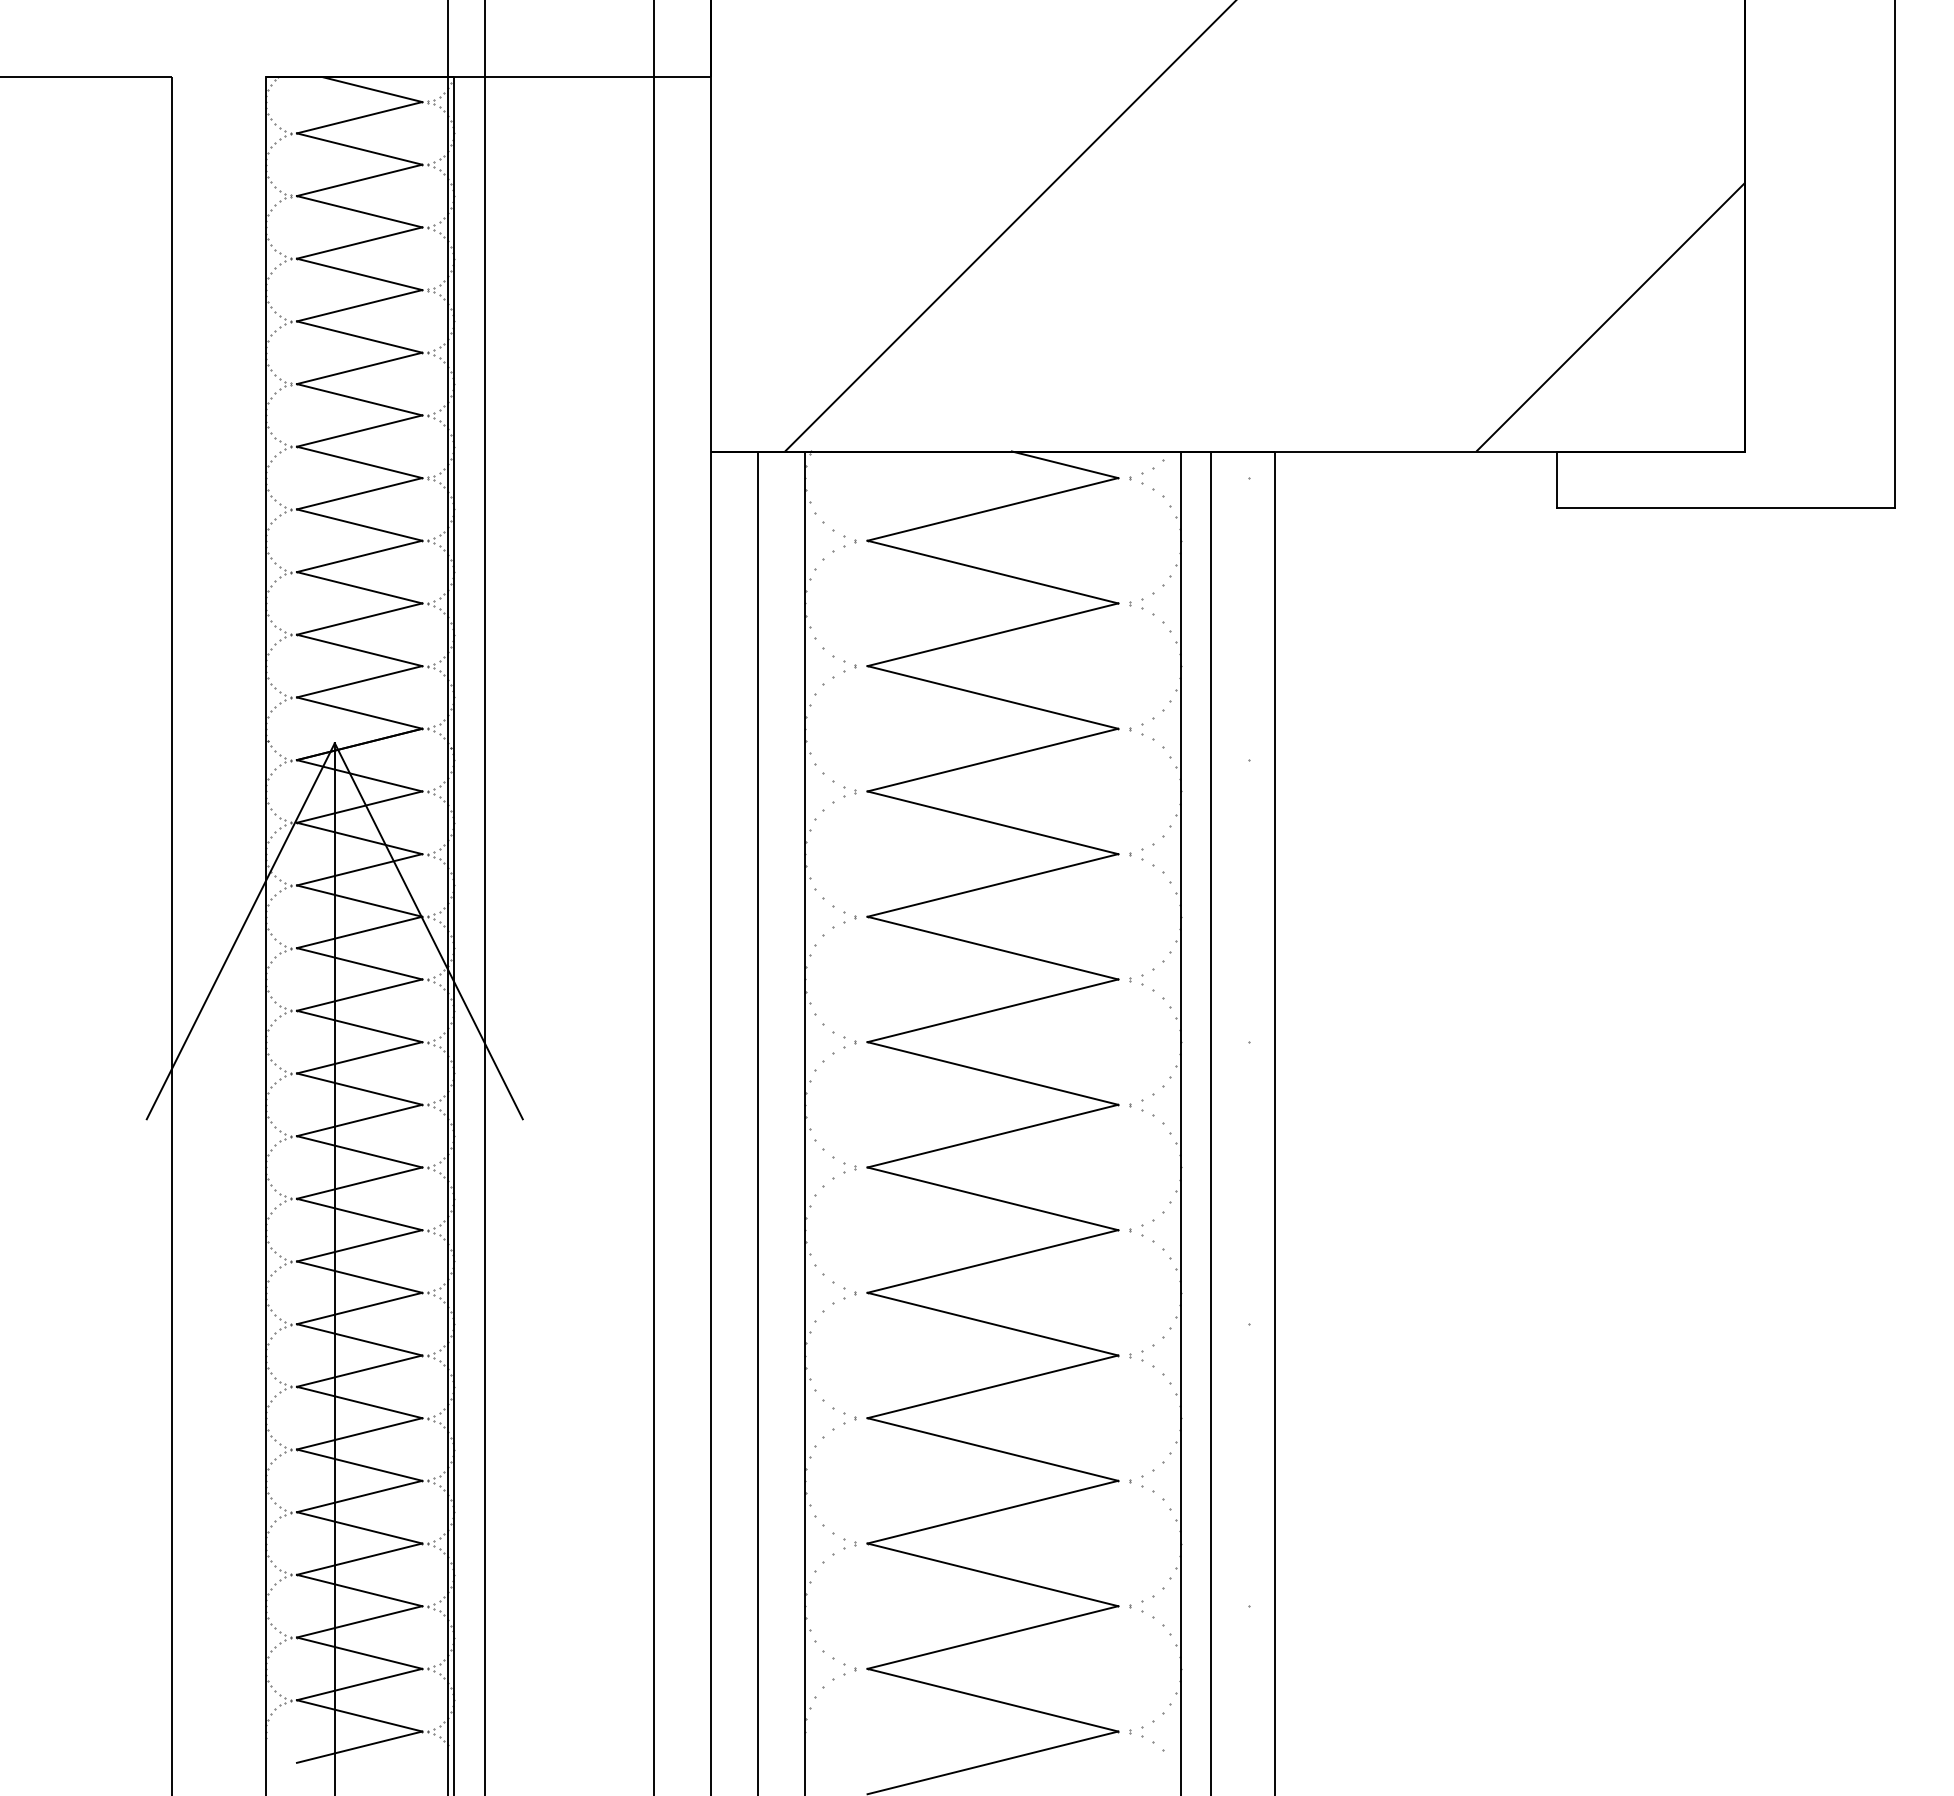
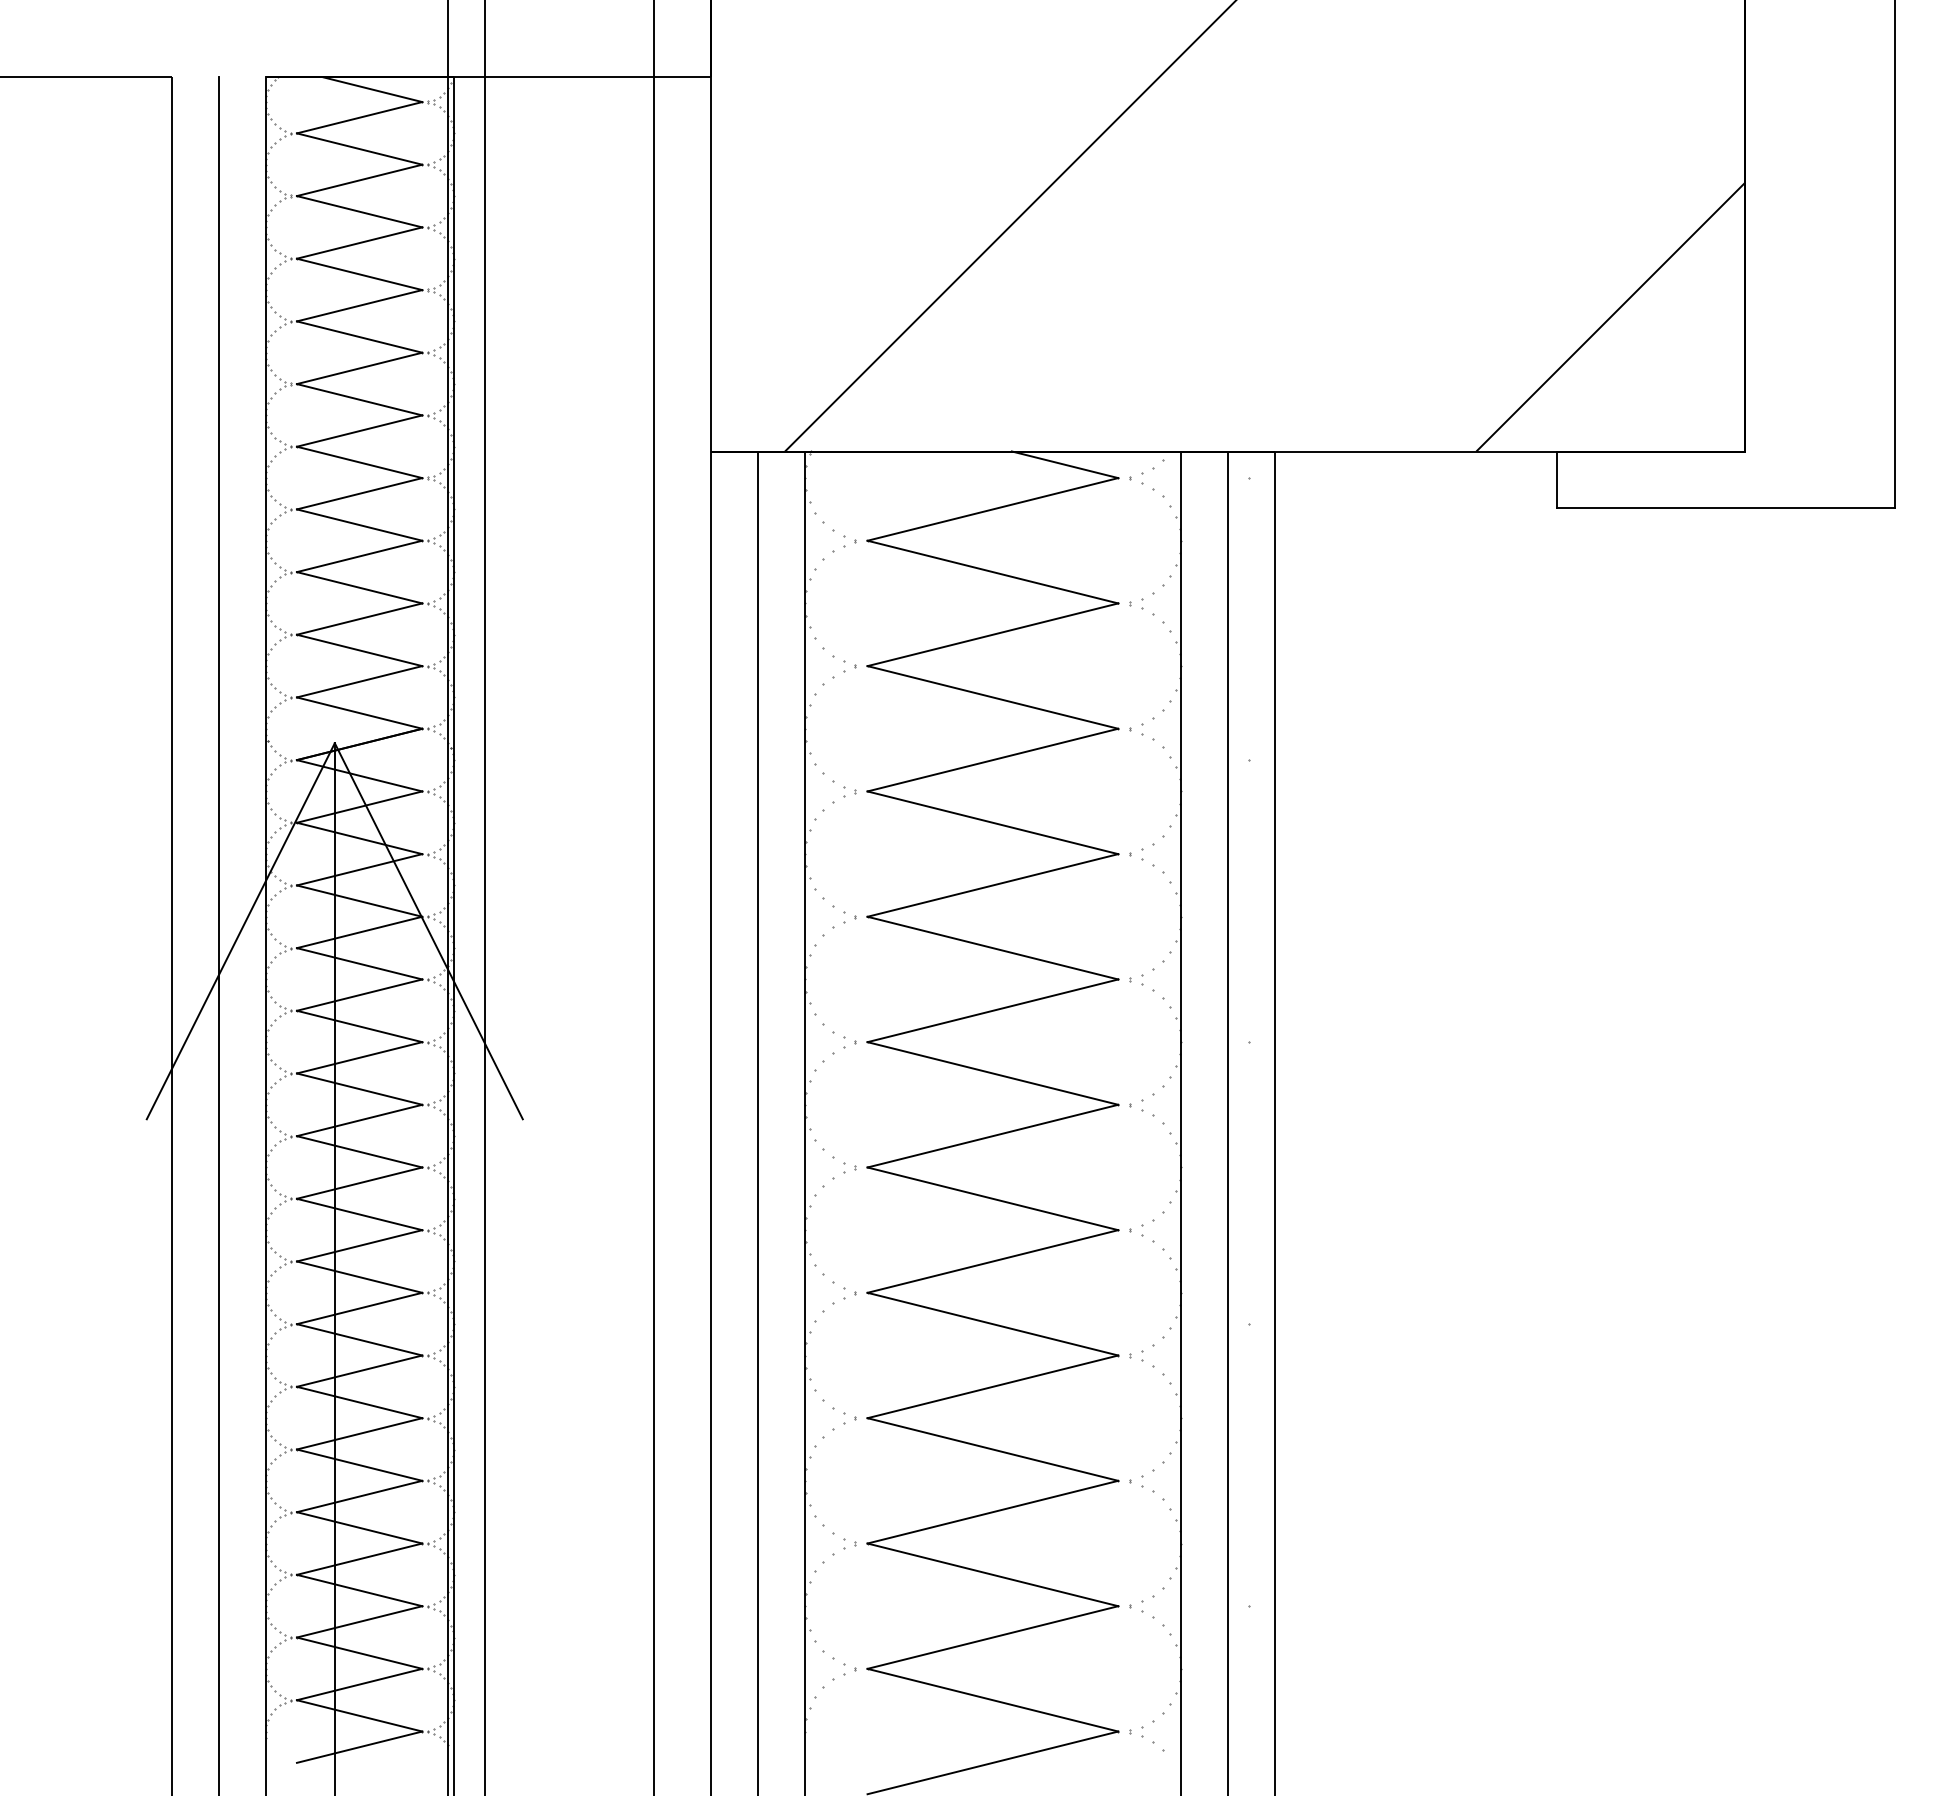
line: none -> present (218, 934)
line position: (1210, 1121) -> (1227, 1121) (1227, 1121)
